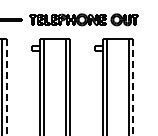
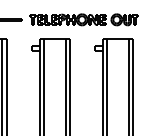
line: dashed -> solid (6, 87)
line: dashed -> solid (133, 87)
